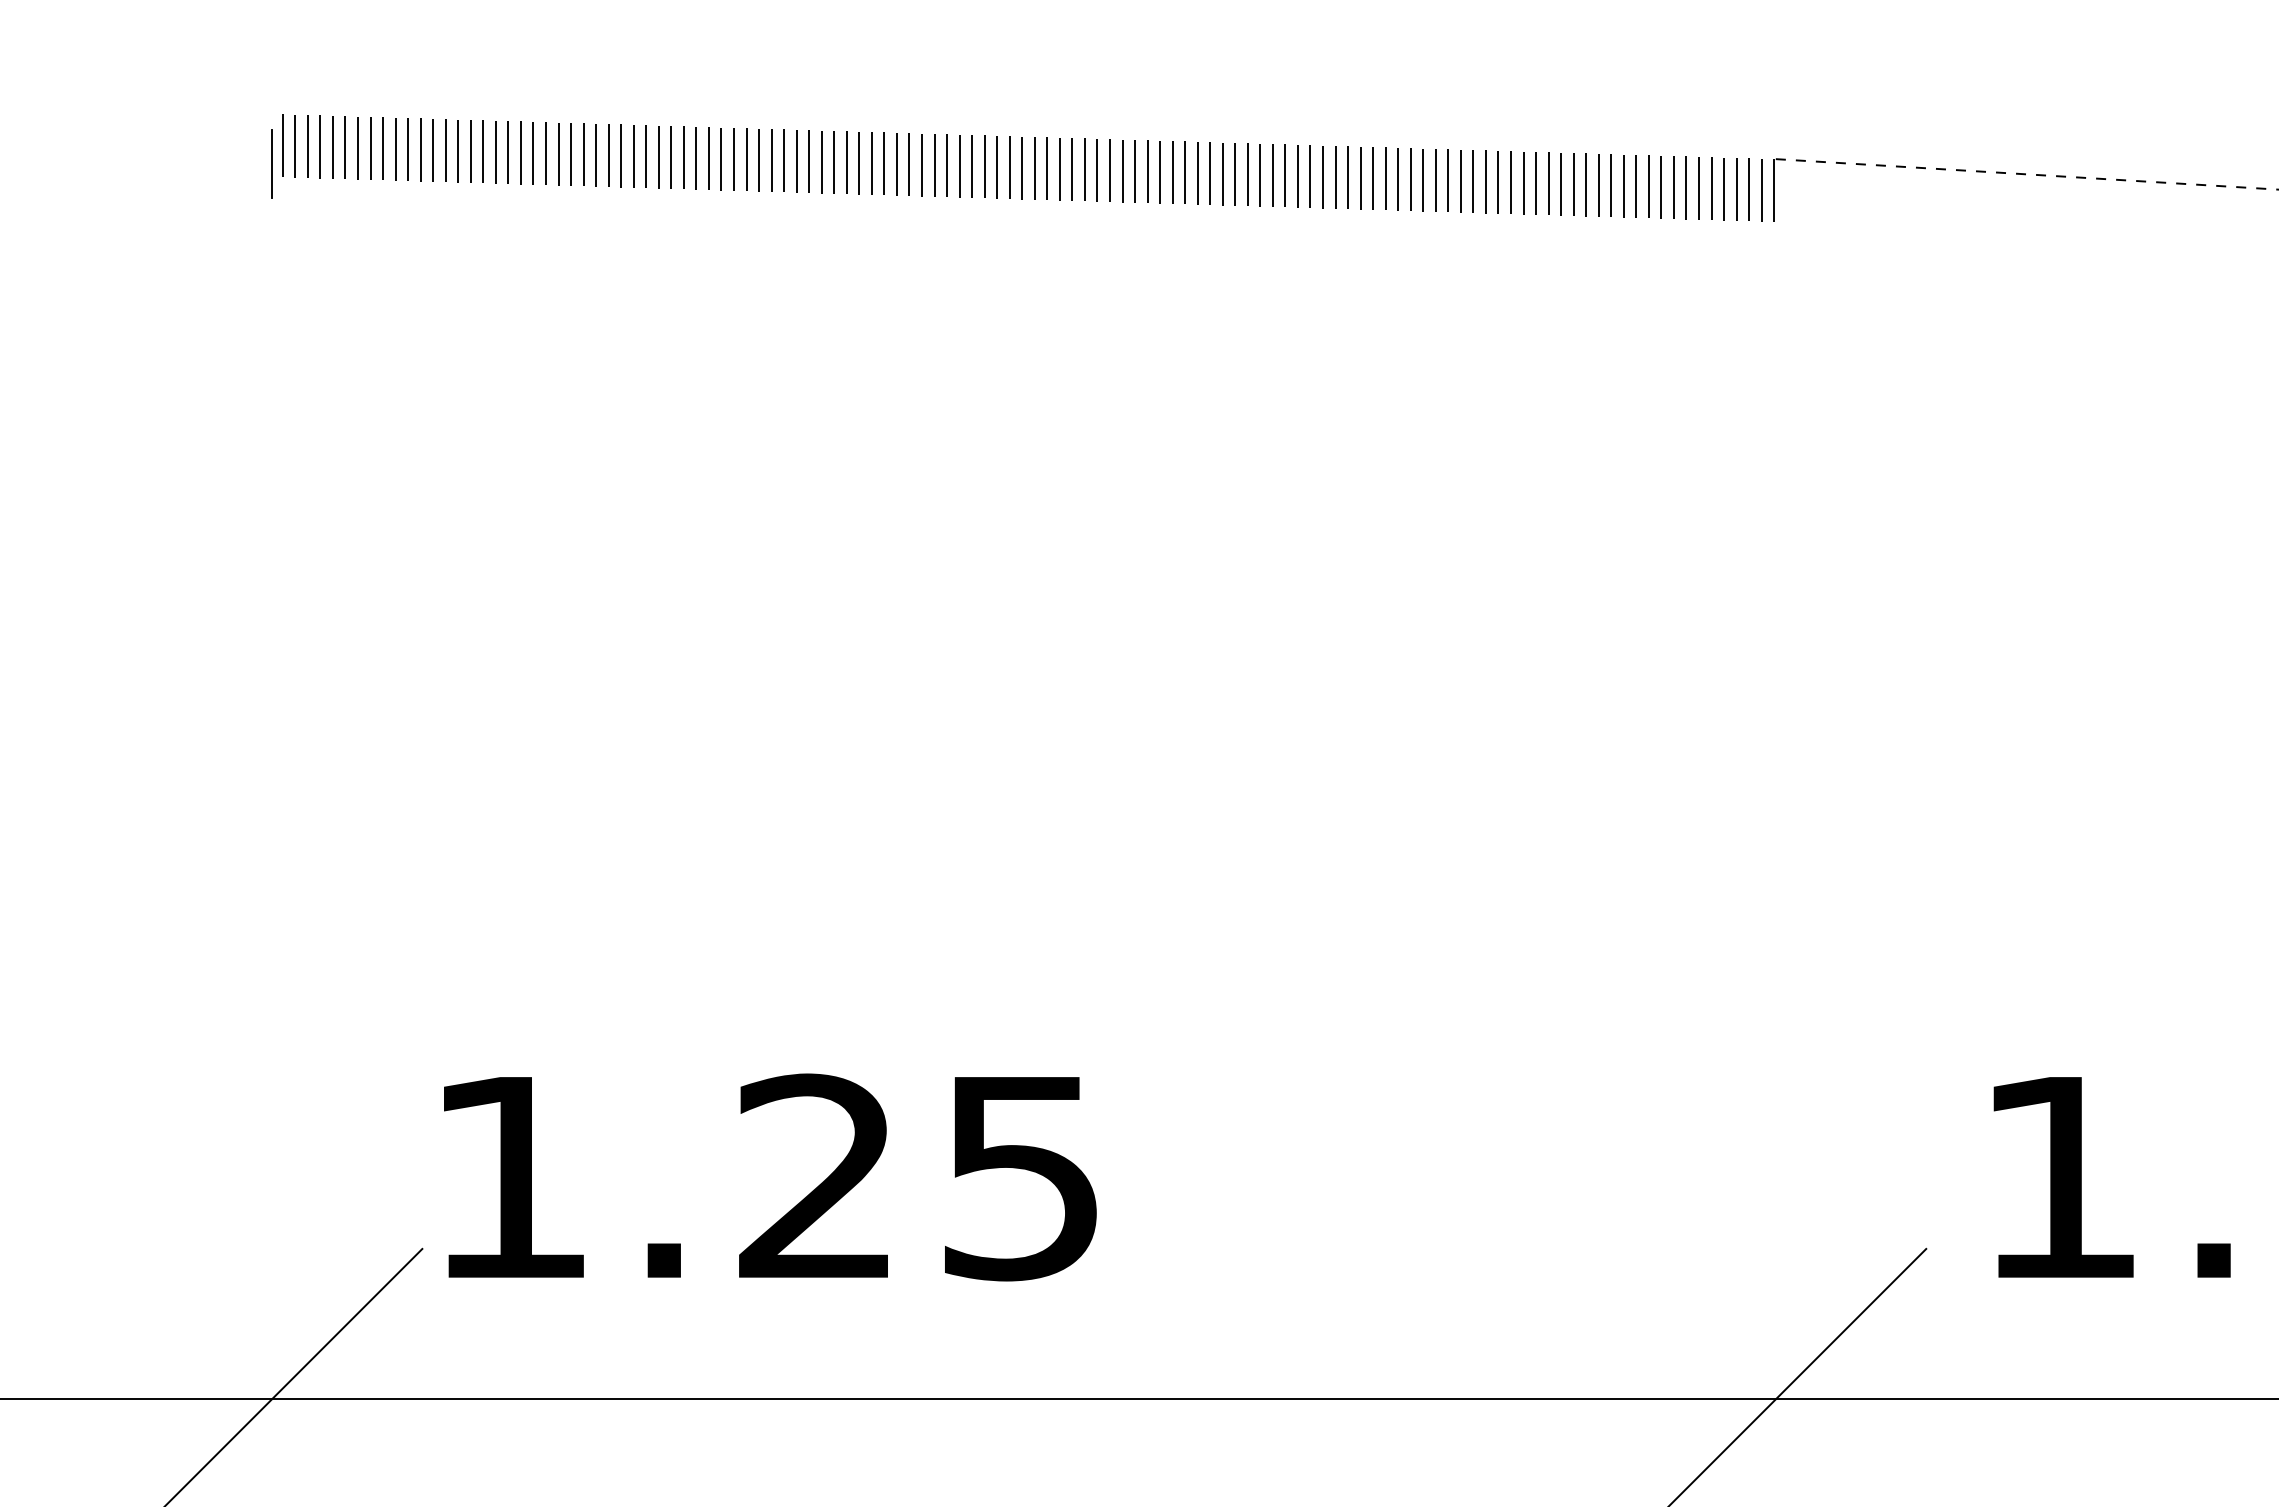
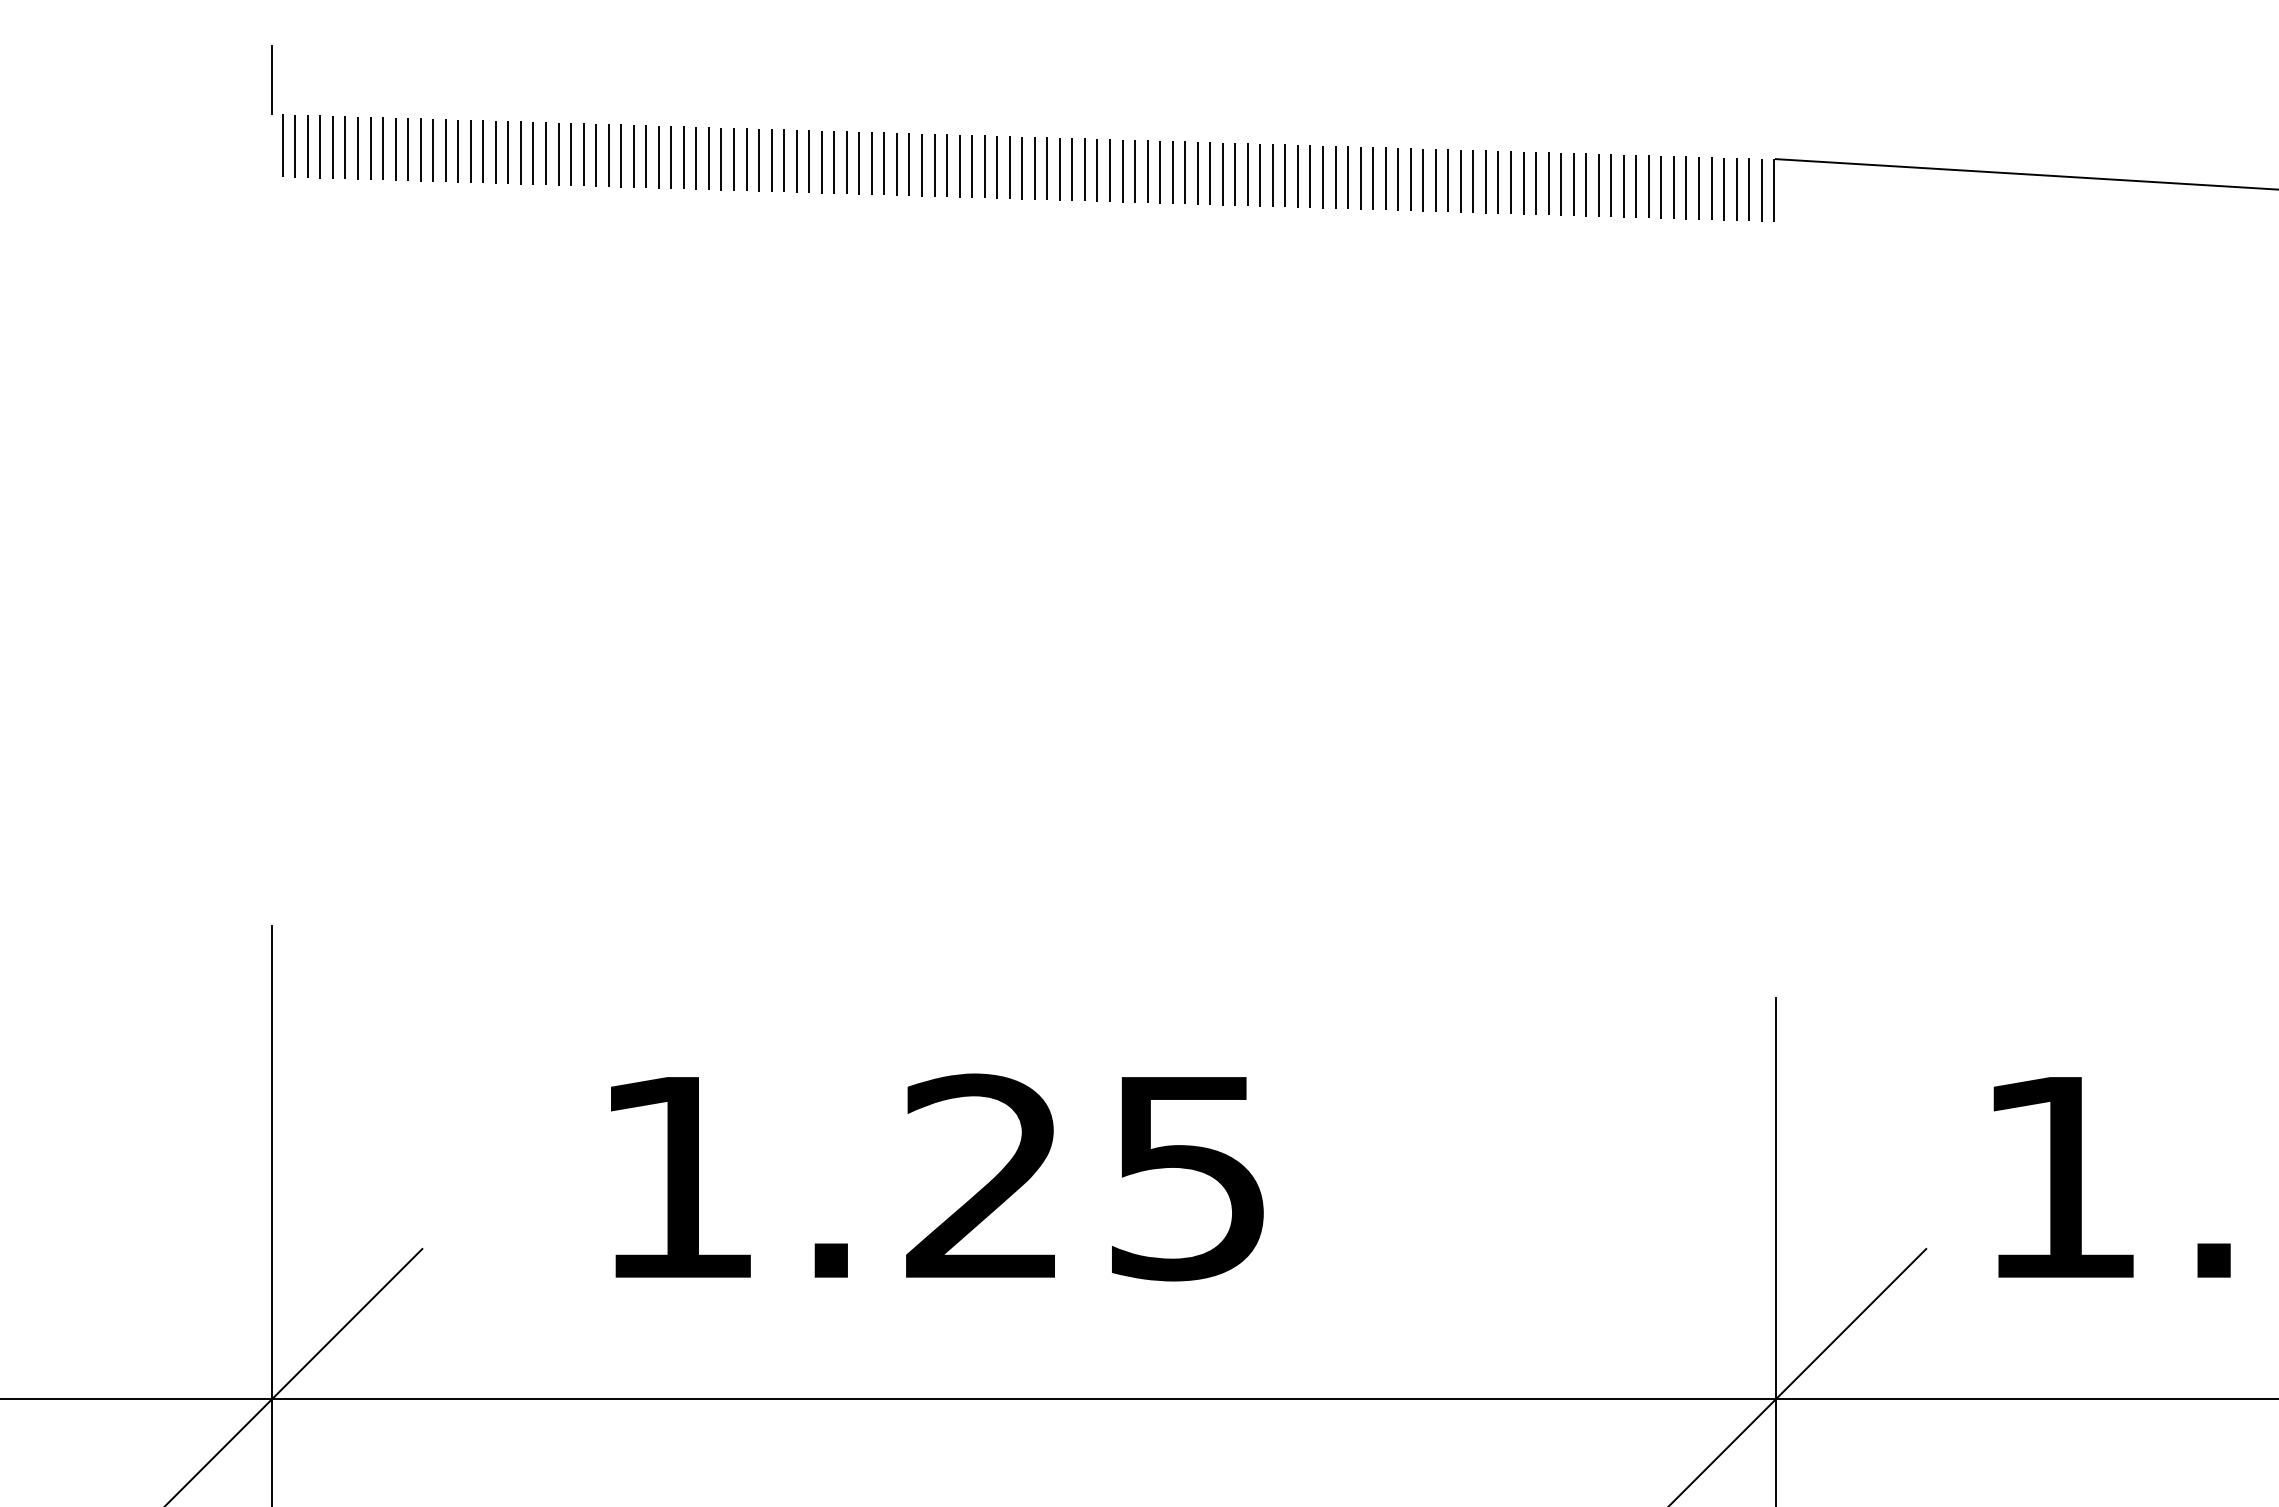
line position: (271, 163) -> (271, 79) (271, 79)
line: dashed -> solid (2027, 174)
text position: (770, 1177) -> (937, 1177) (937, 1177)
line: none -> present (271, 1214)
line: none -> present (1775, 1250)
